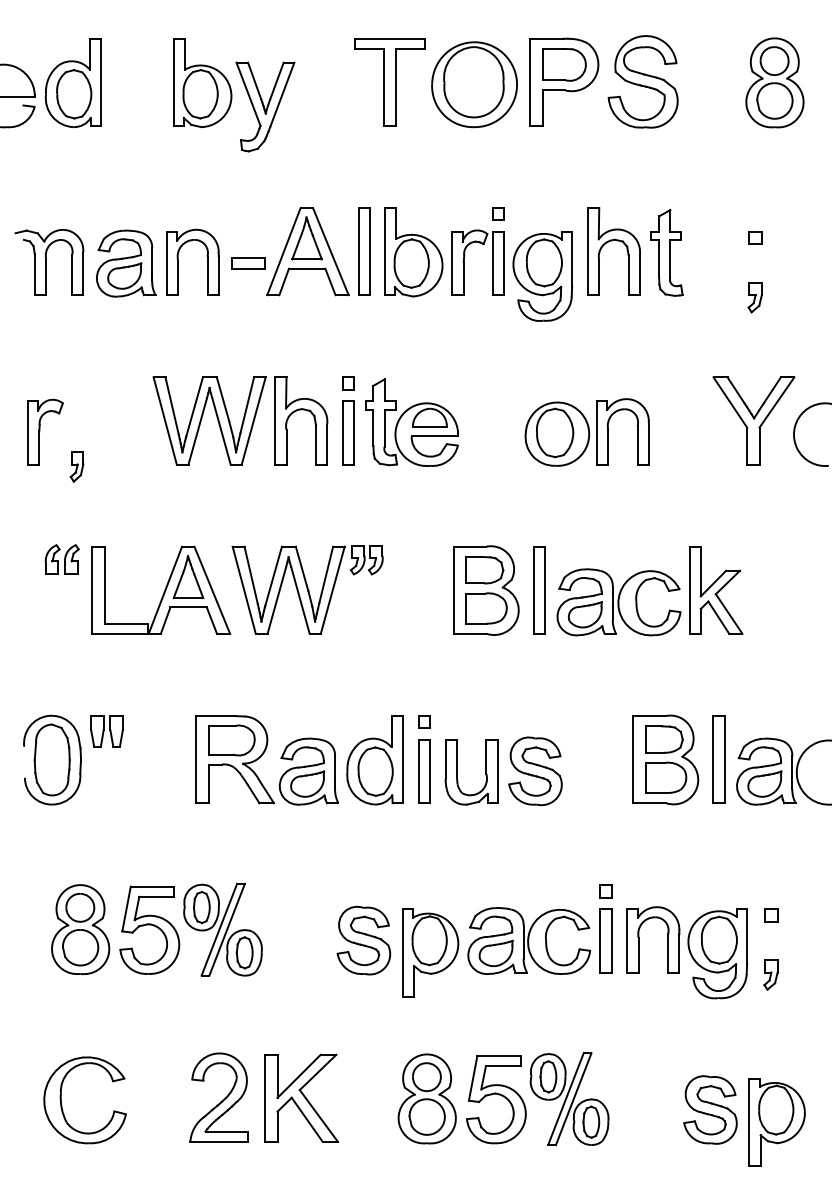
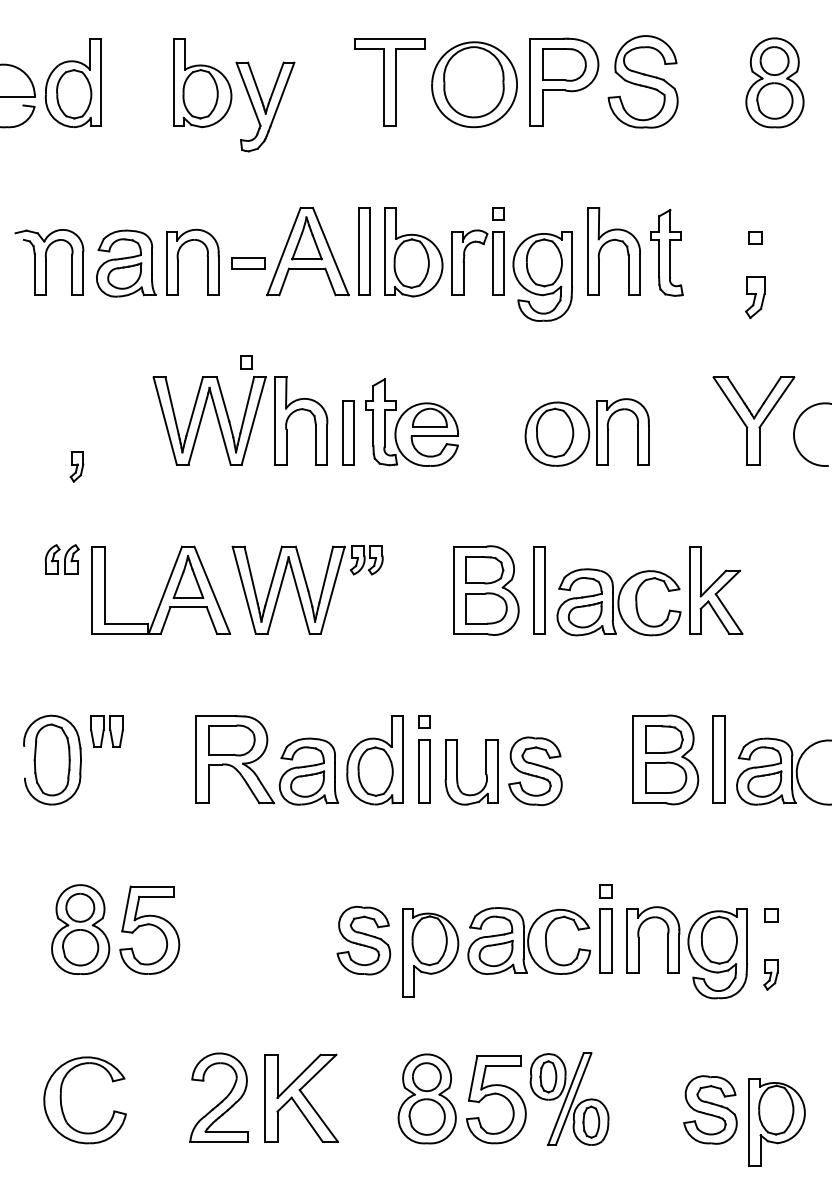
part size: 16x32 px -> 21x44 px (755, 297)
part position: (348, 383) -> (246, 362) (246, 362)
part: present -> none (45, 431)
part: present -> none (222, 929)
